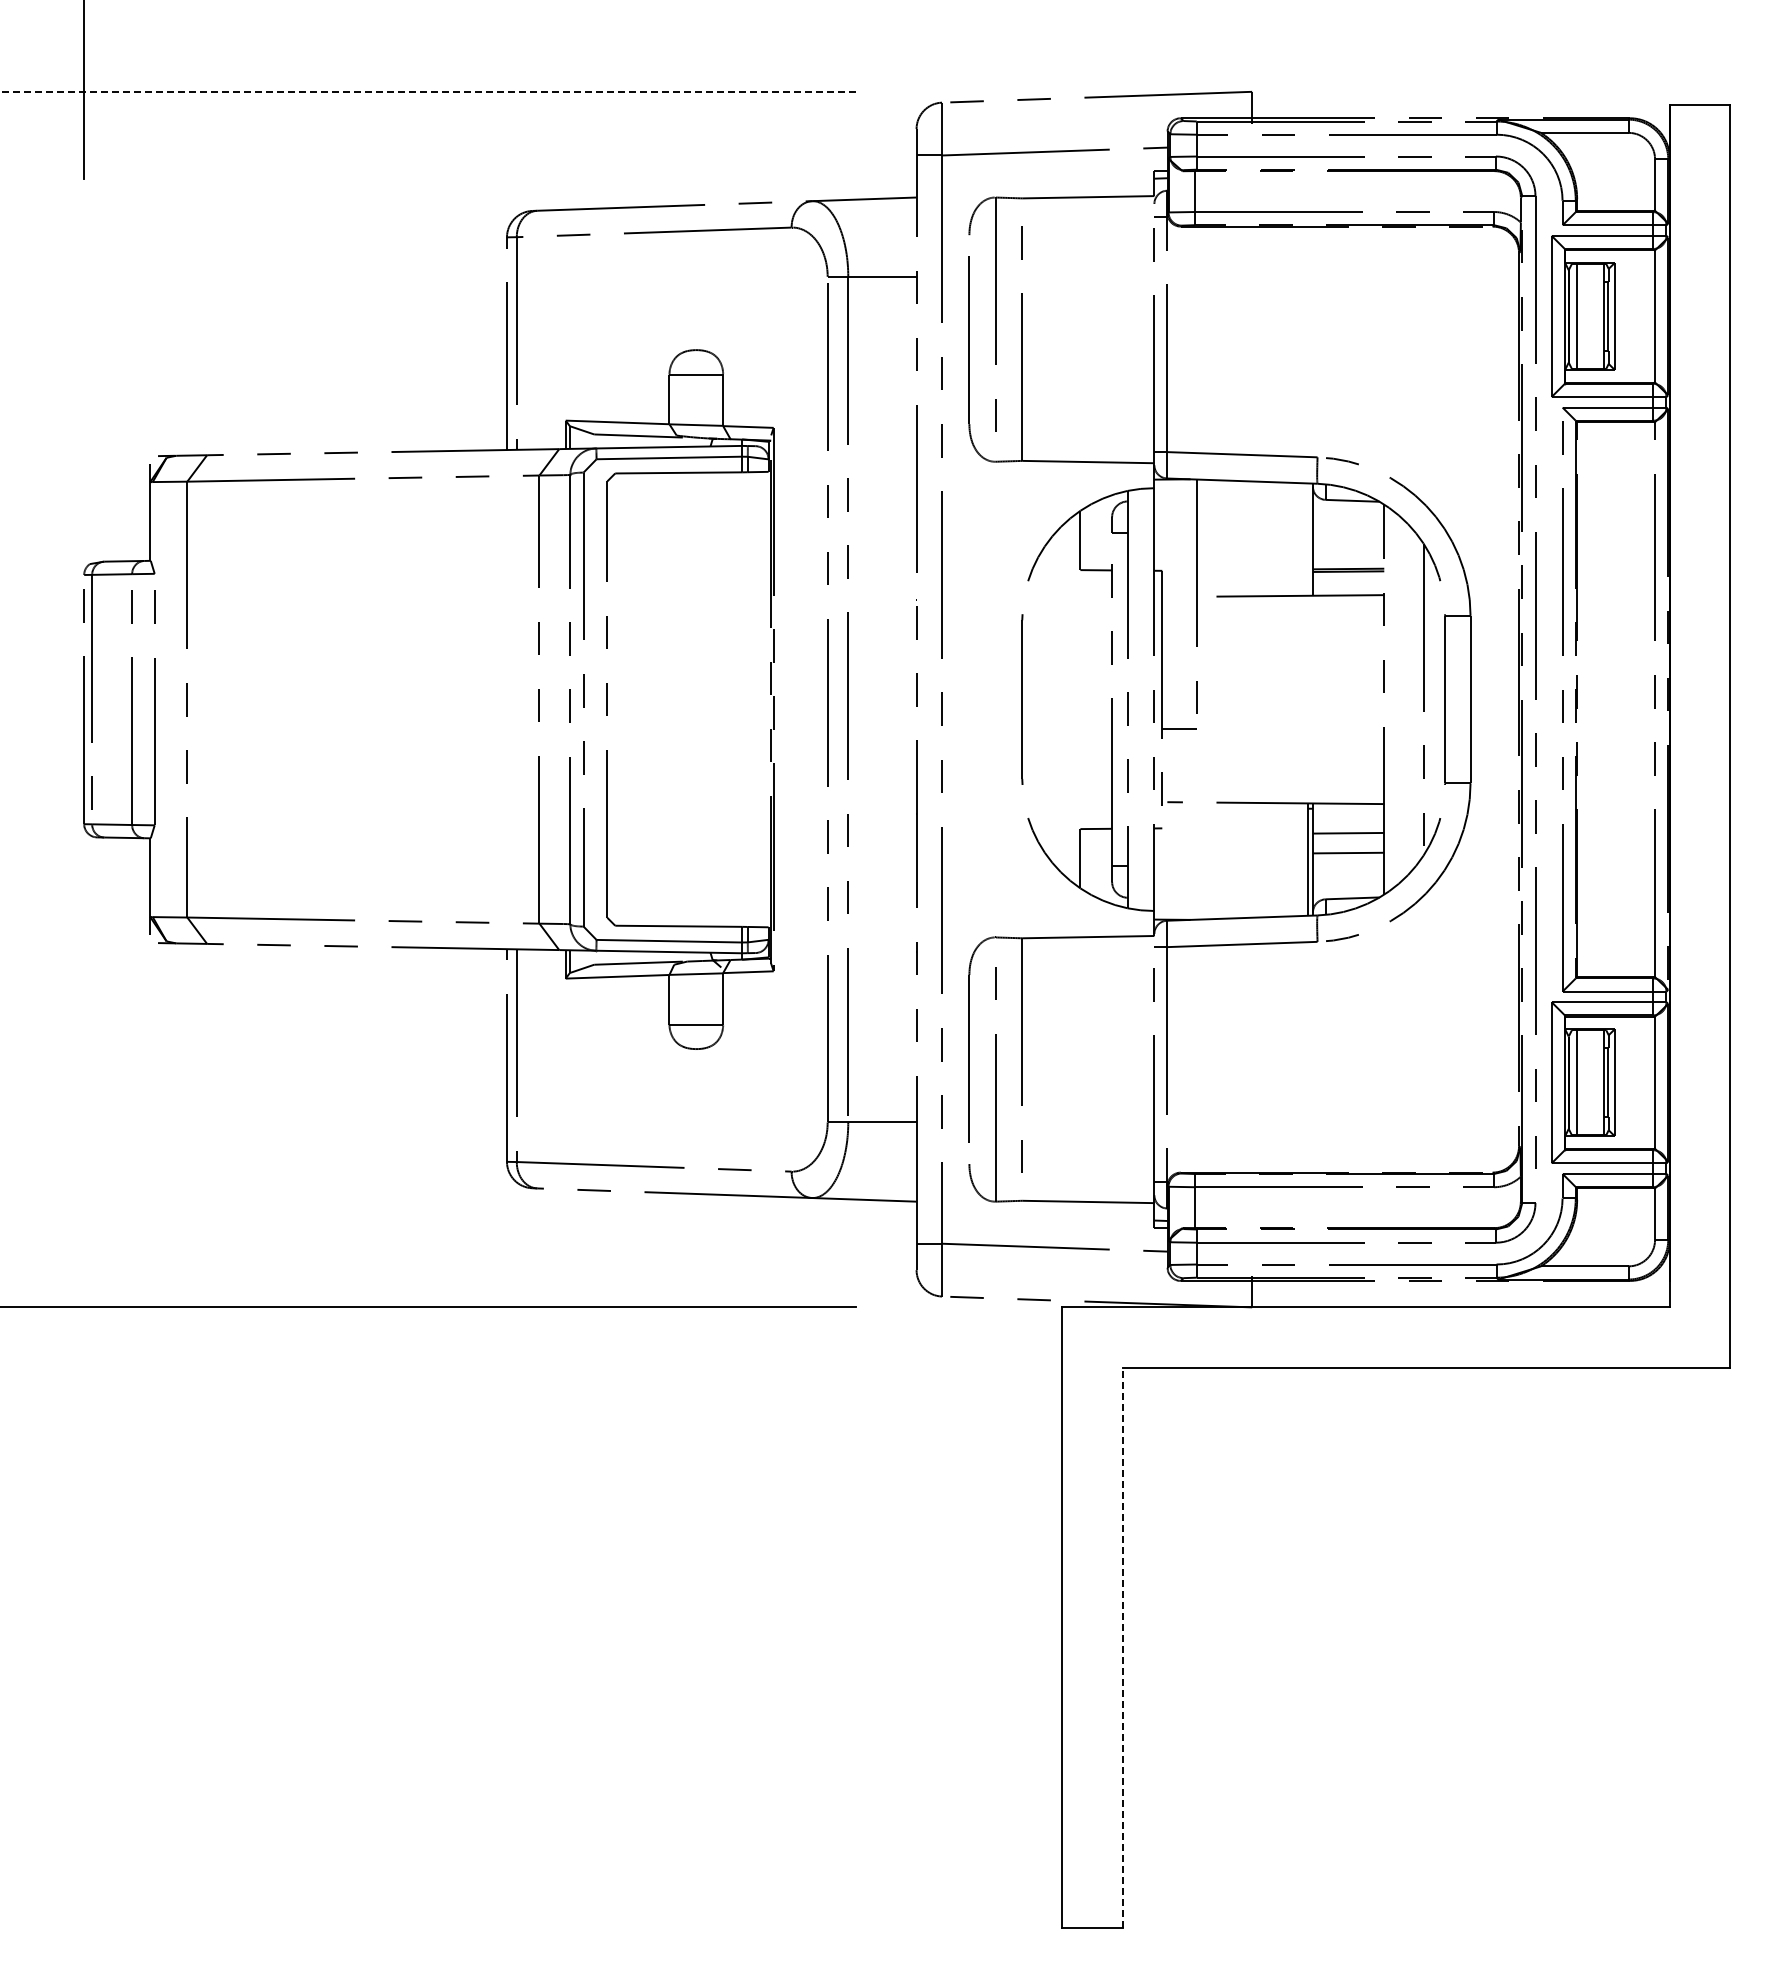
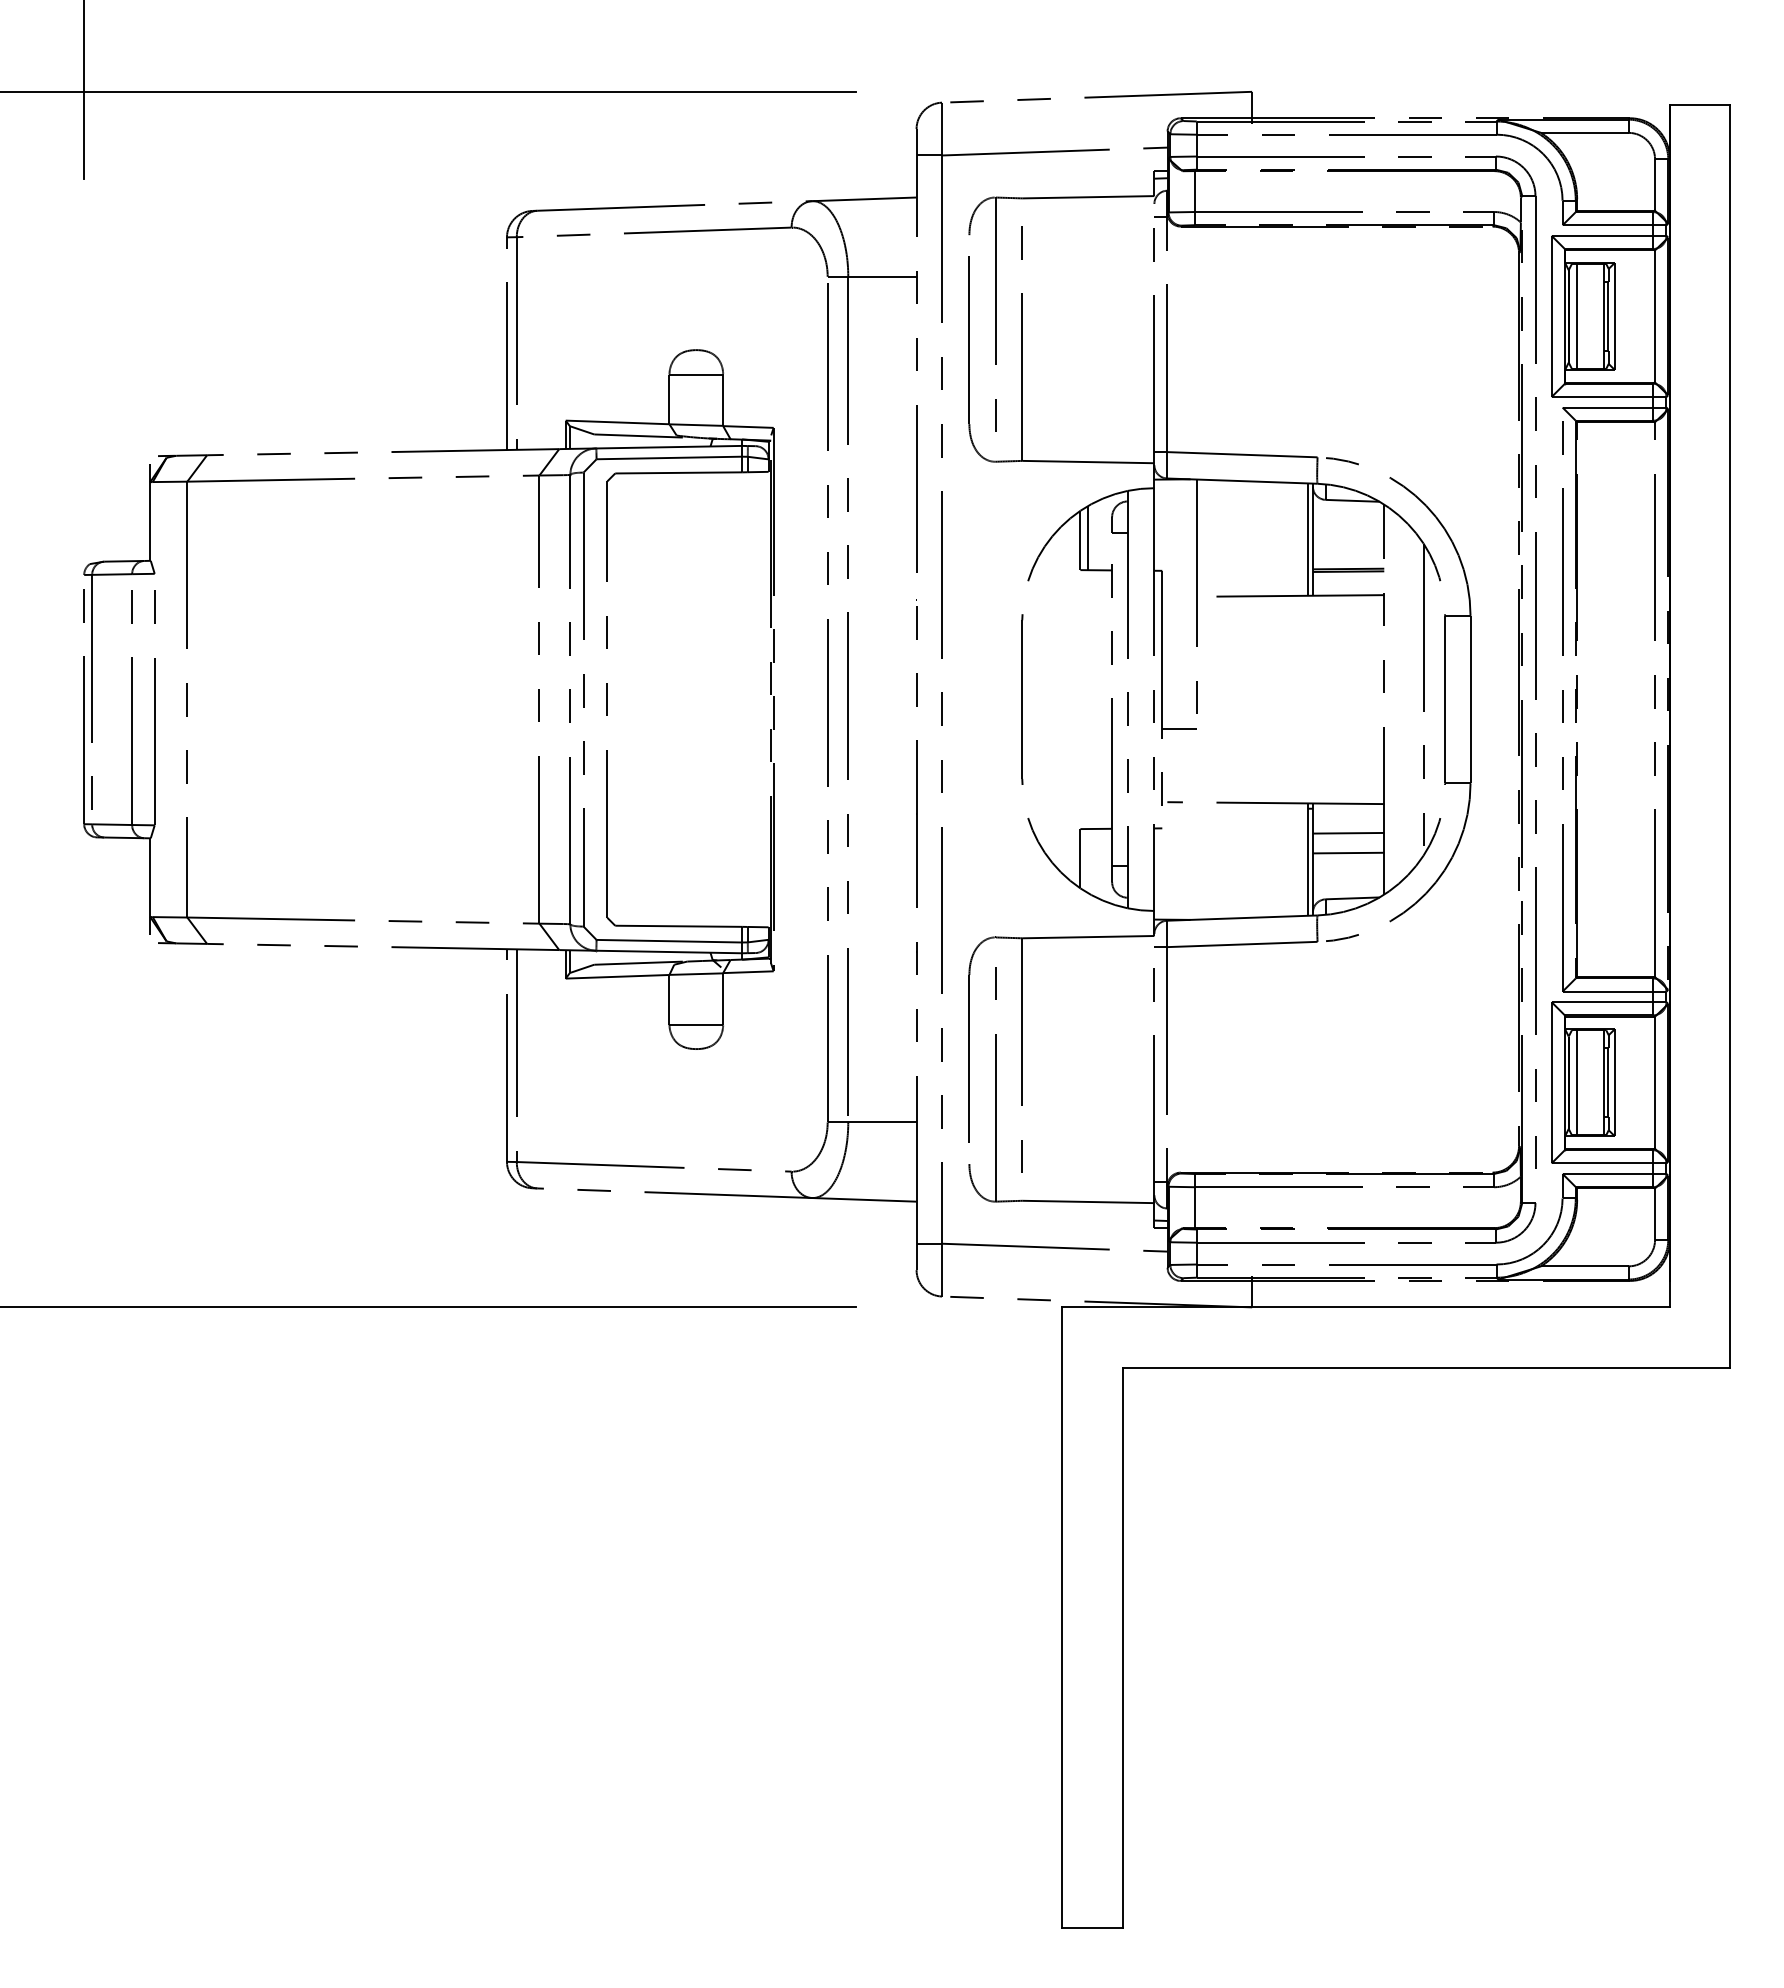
line: dashed -> solid (427, 91)
line: none -> present (1088, 537)
line: none -> present (1307, 539)
line: dashed -> solid (1122, 1647)
